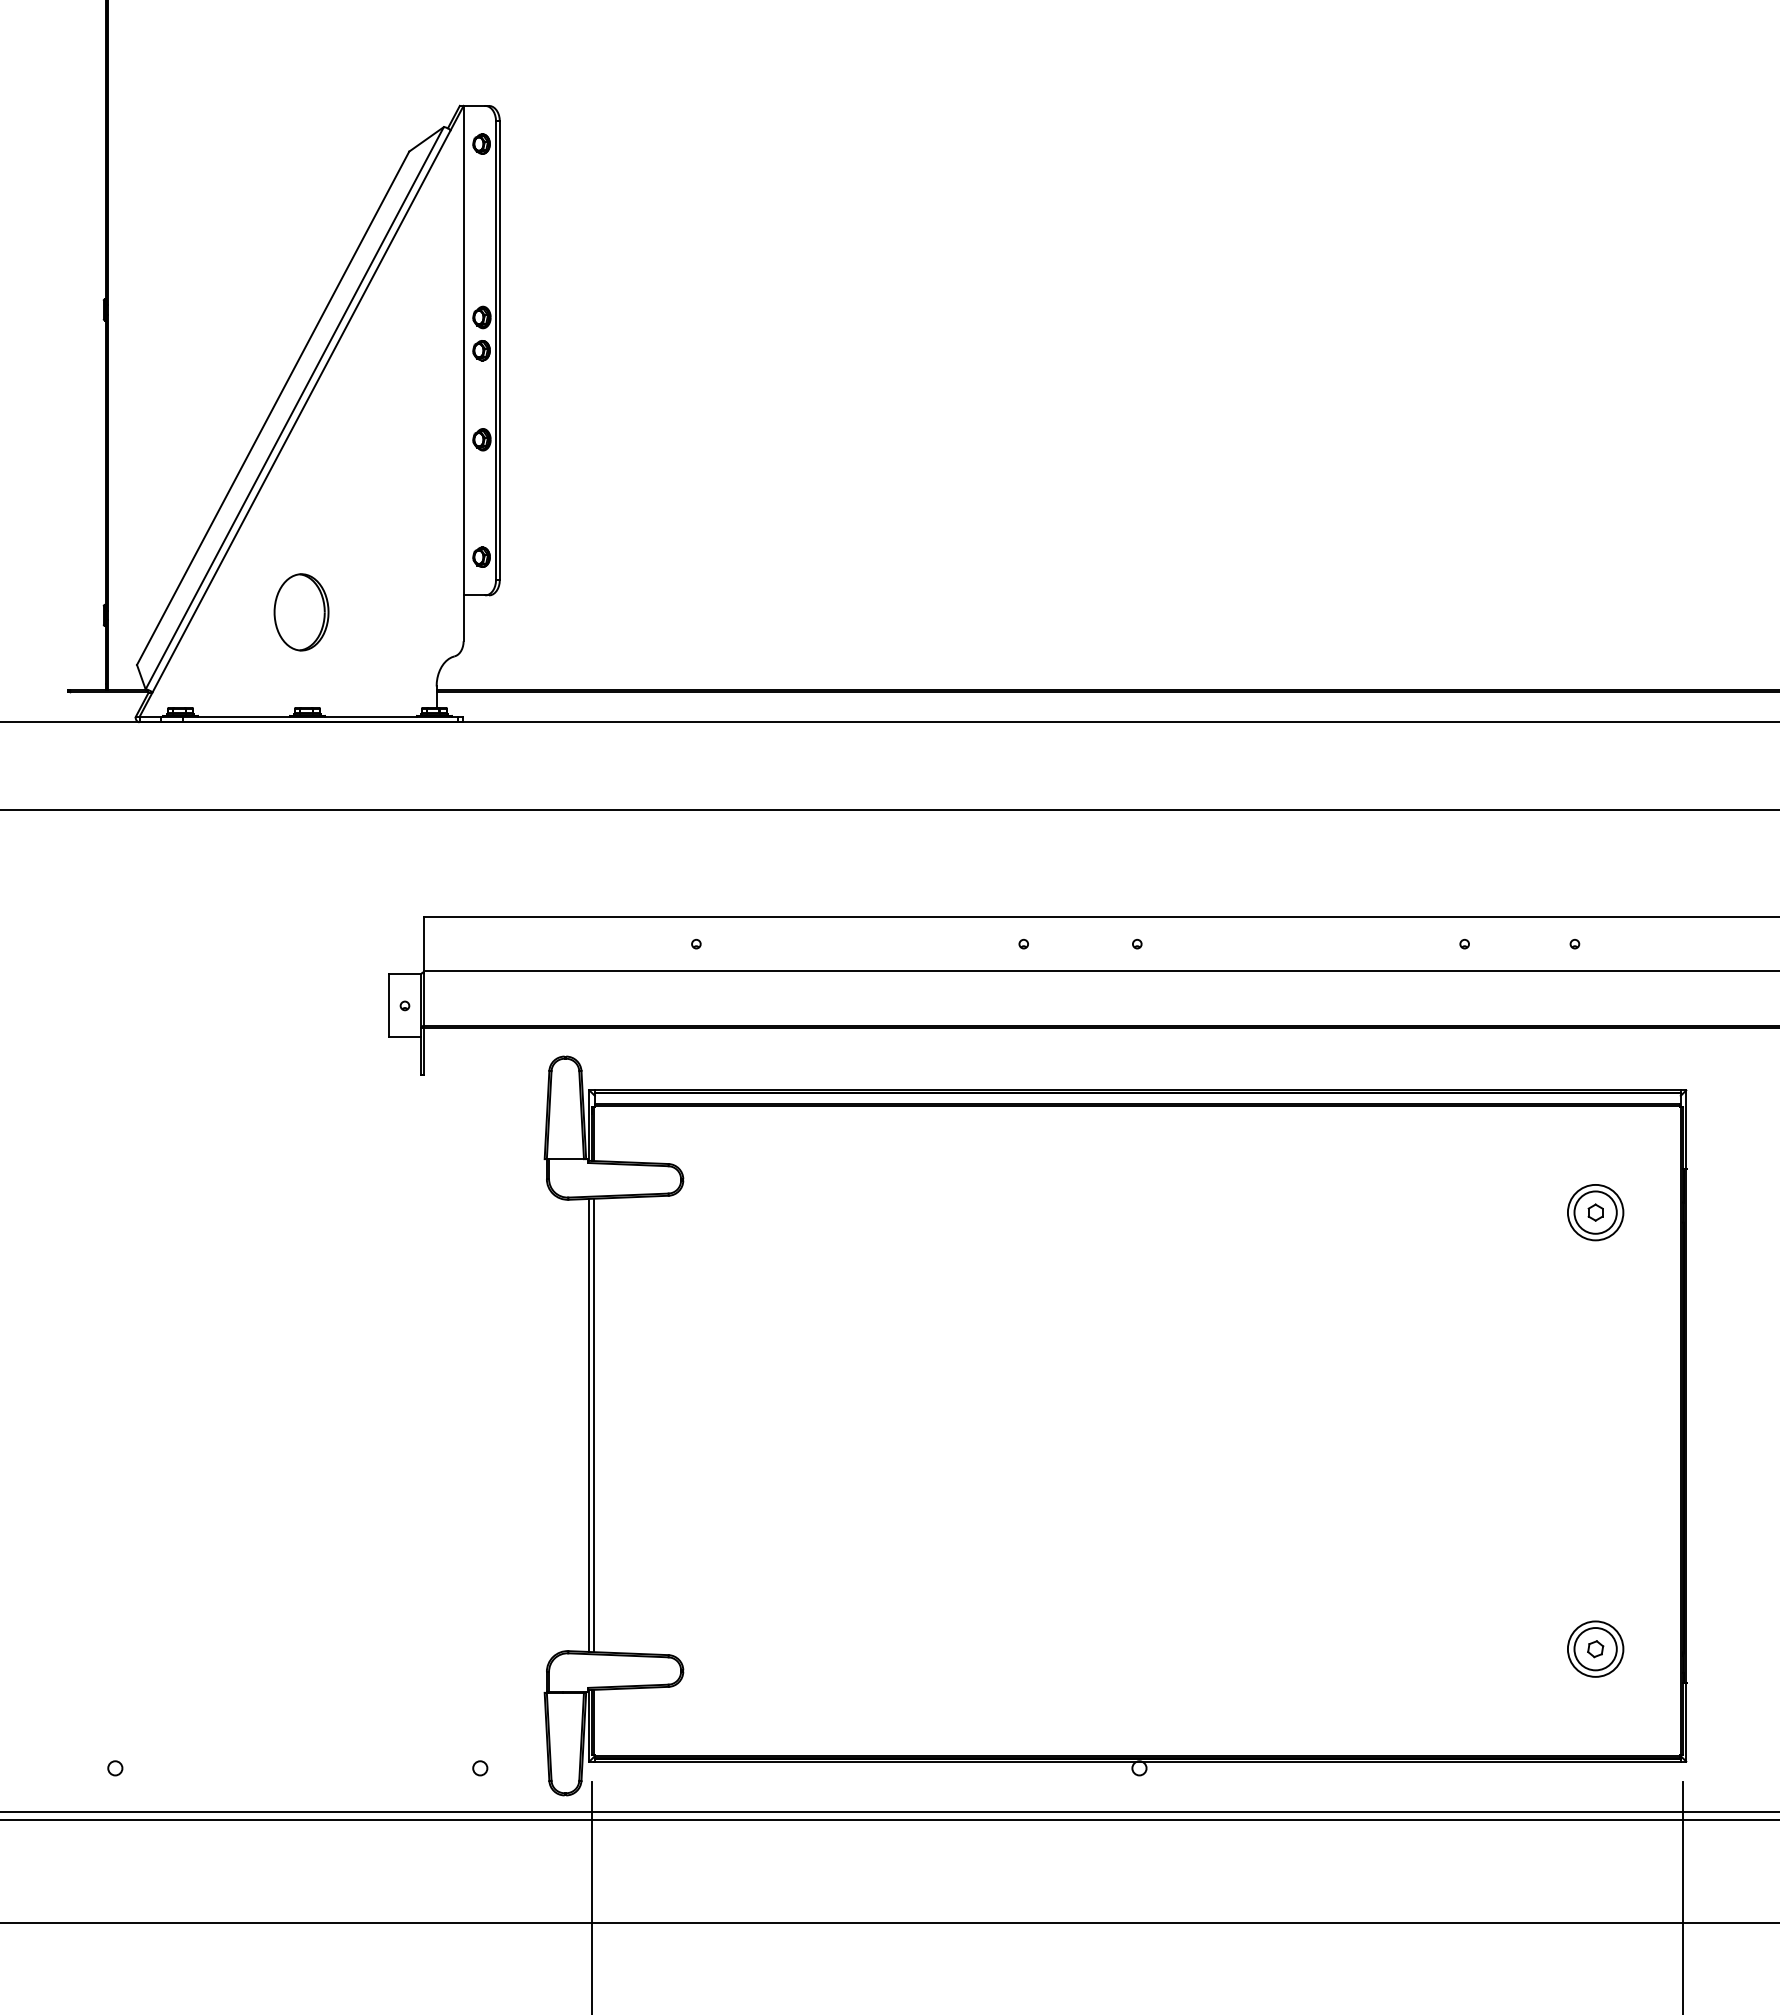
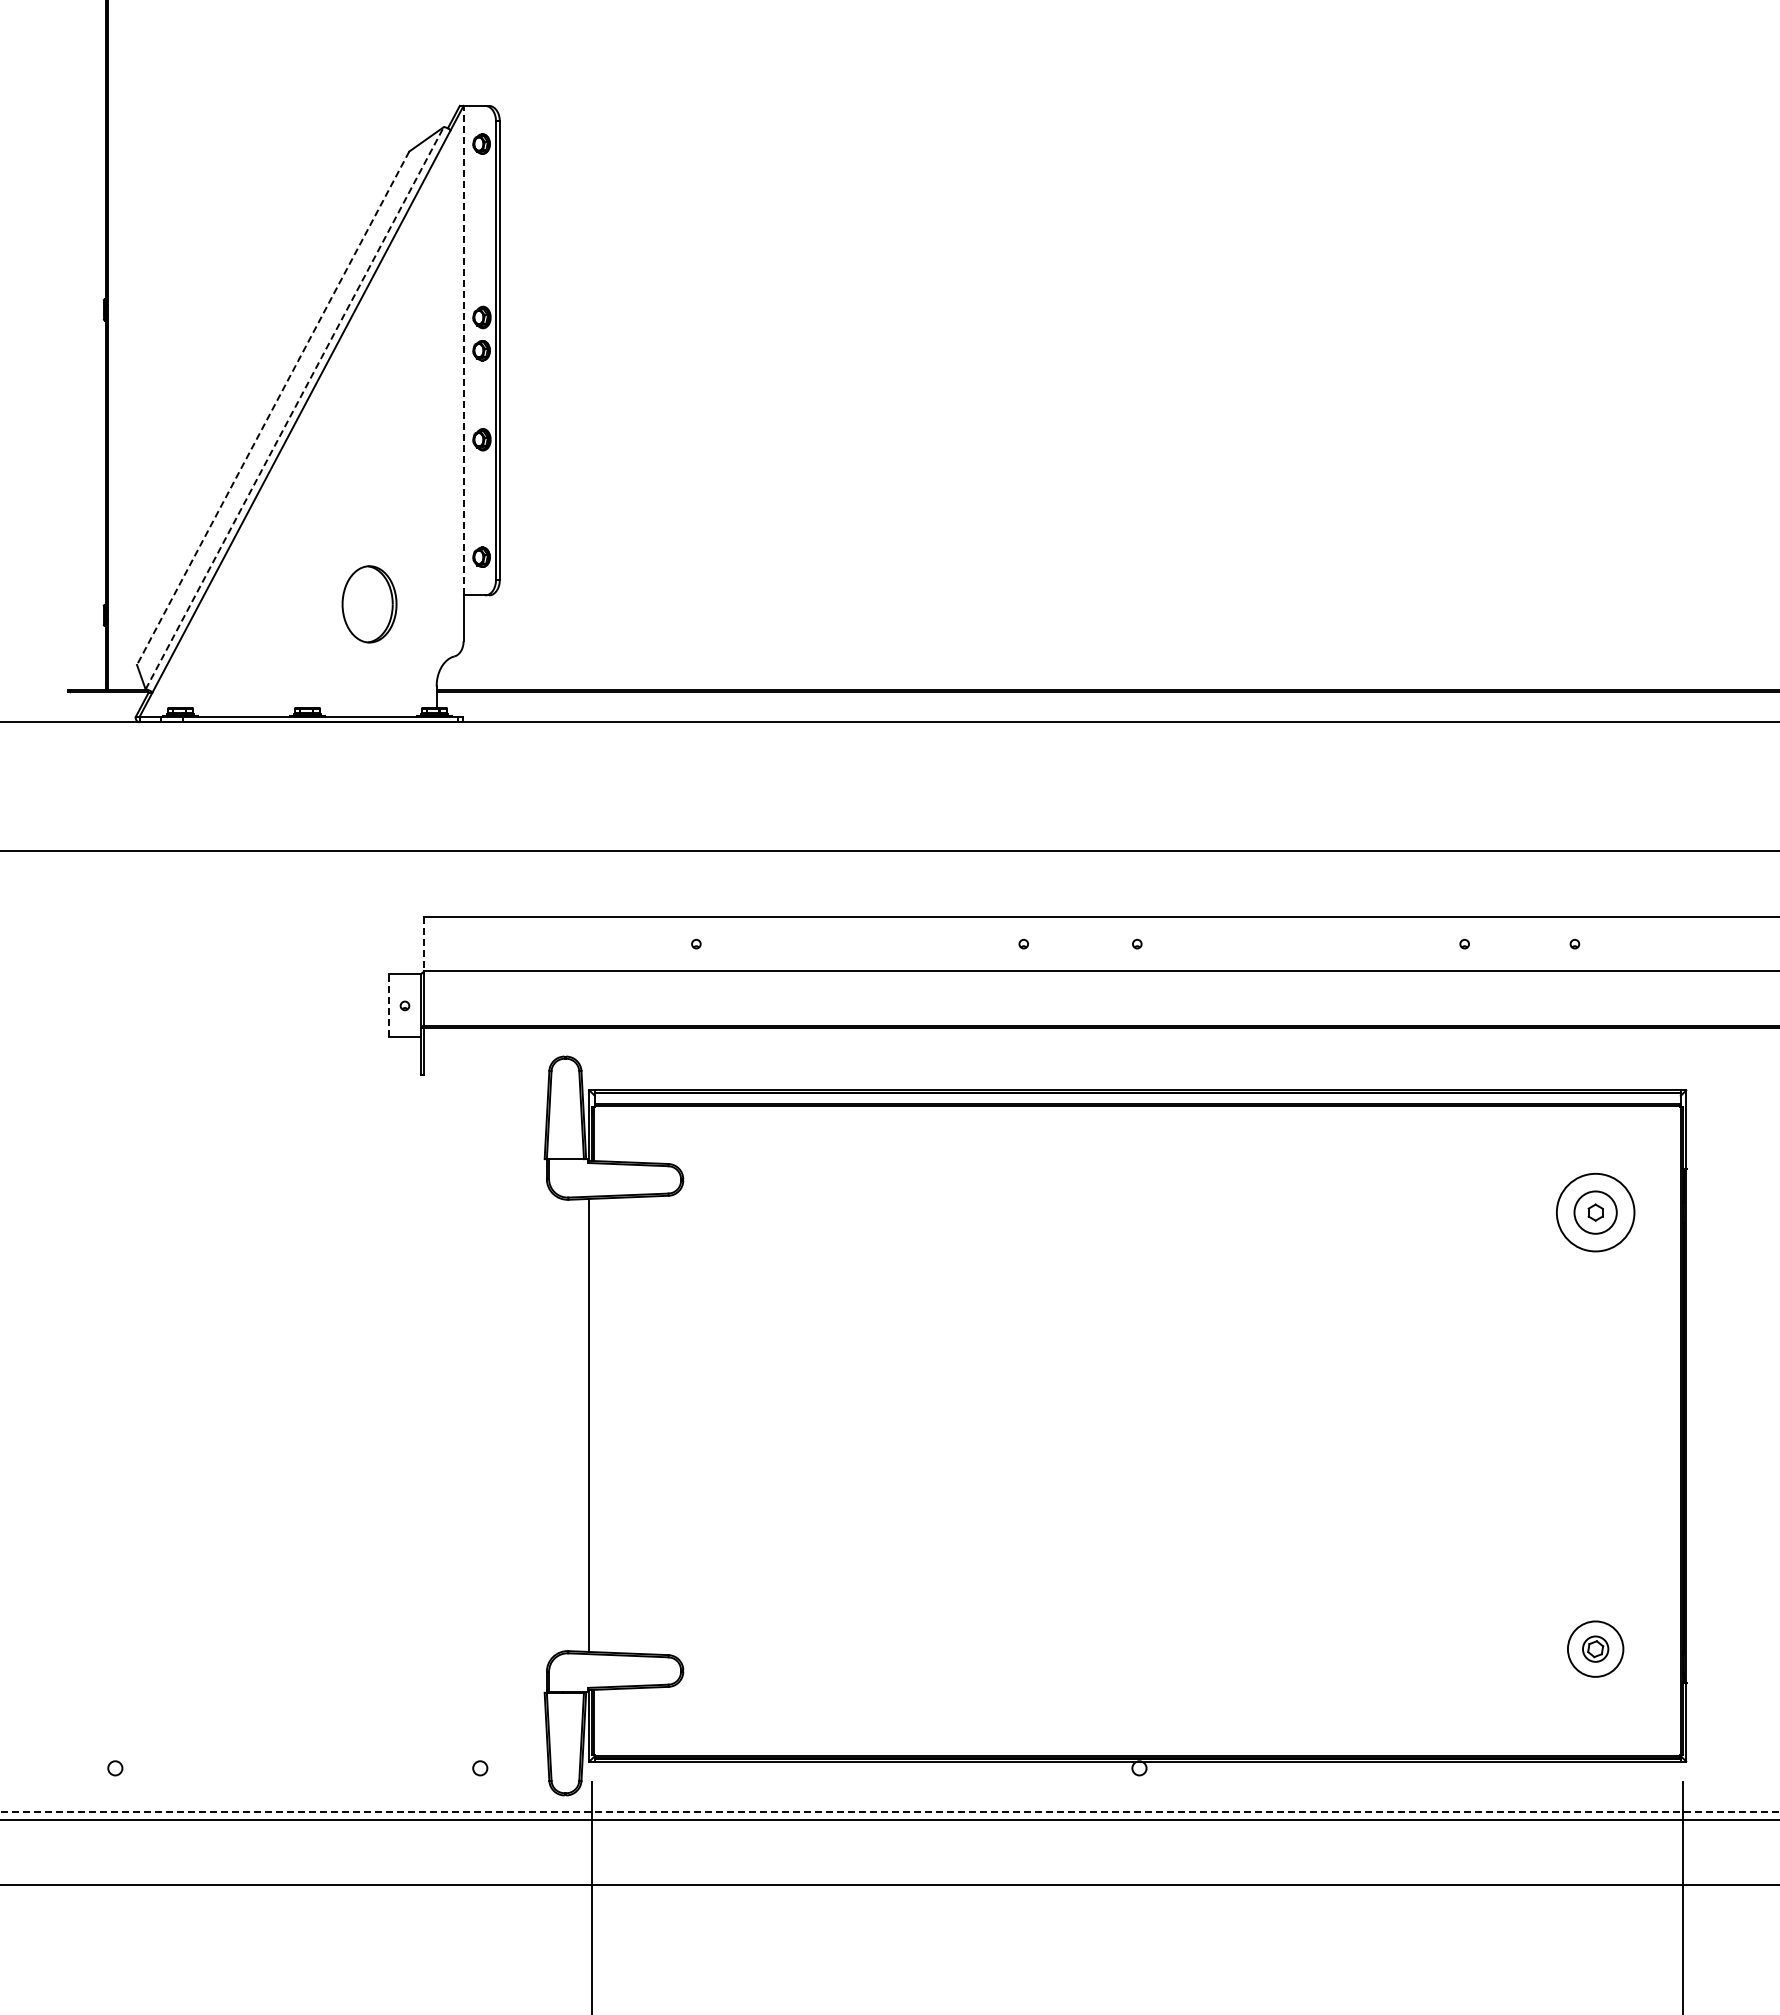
line: solid -> dashed (463, 350)
line: solid -> dashed (294, 407)
line: solid -> dashed (273, 408)
part position: (301, 612) -> (369, 604) (369, 604)
line position: (889, 809) -> (889, 850) (889, 850)
line: solid -> dashed (423, 944)
line: solid -> dashed (388, 1005)
circle diameter: 55 px -> 78 px (1595, 1212)
line: present -> none (593, 1425)
circle diameter: 42 px -> 25 px (1595, 1648)
line: solid -> dashed (889, 1812)
line position: (889, 1922) -> (889, 1884) (889, 1884)
